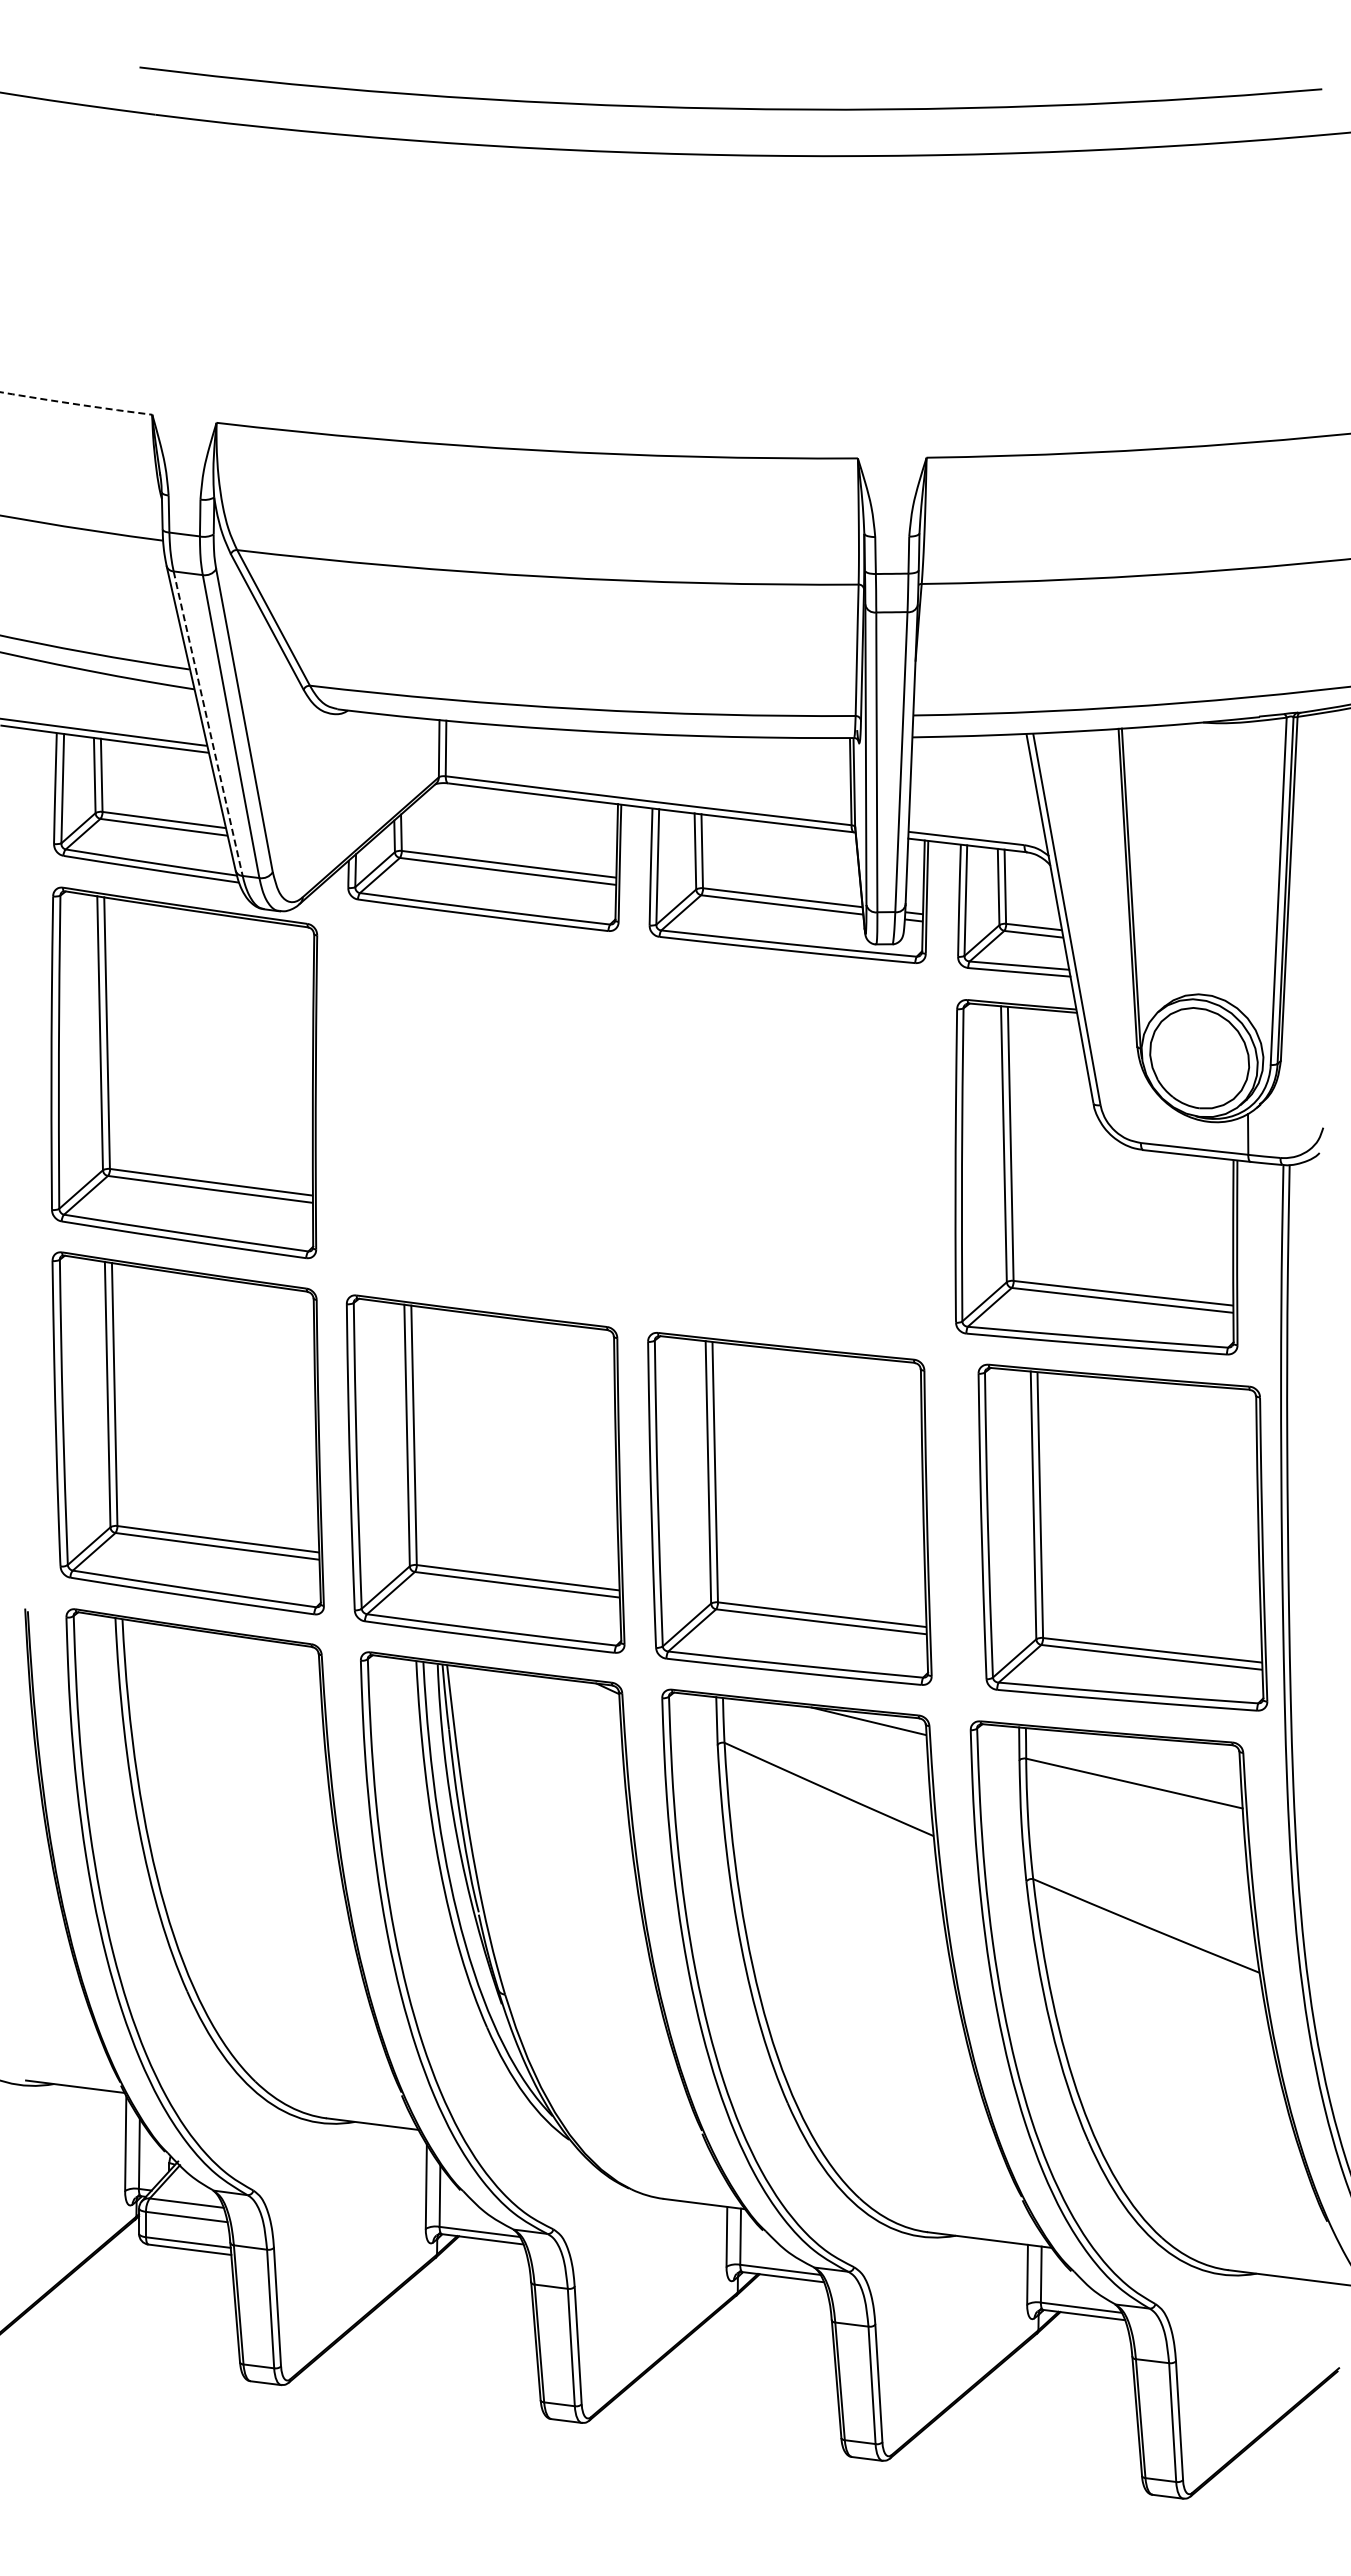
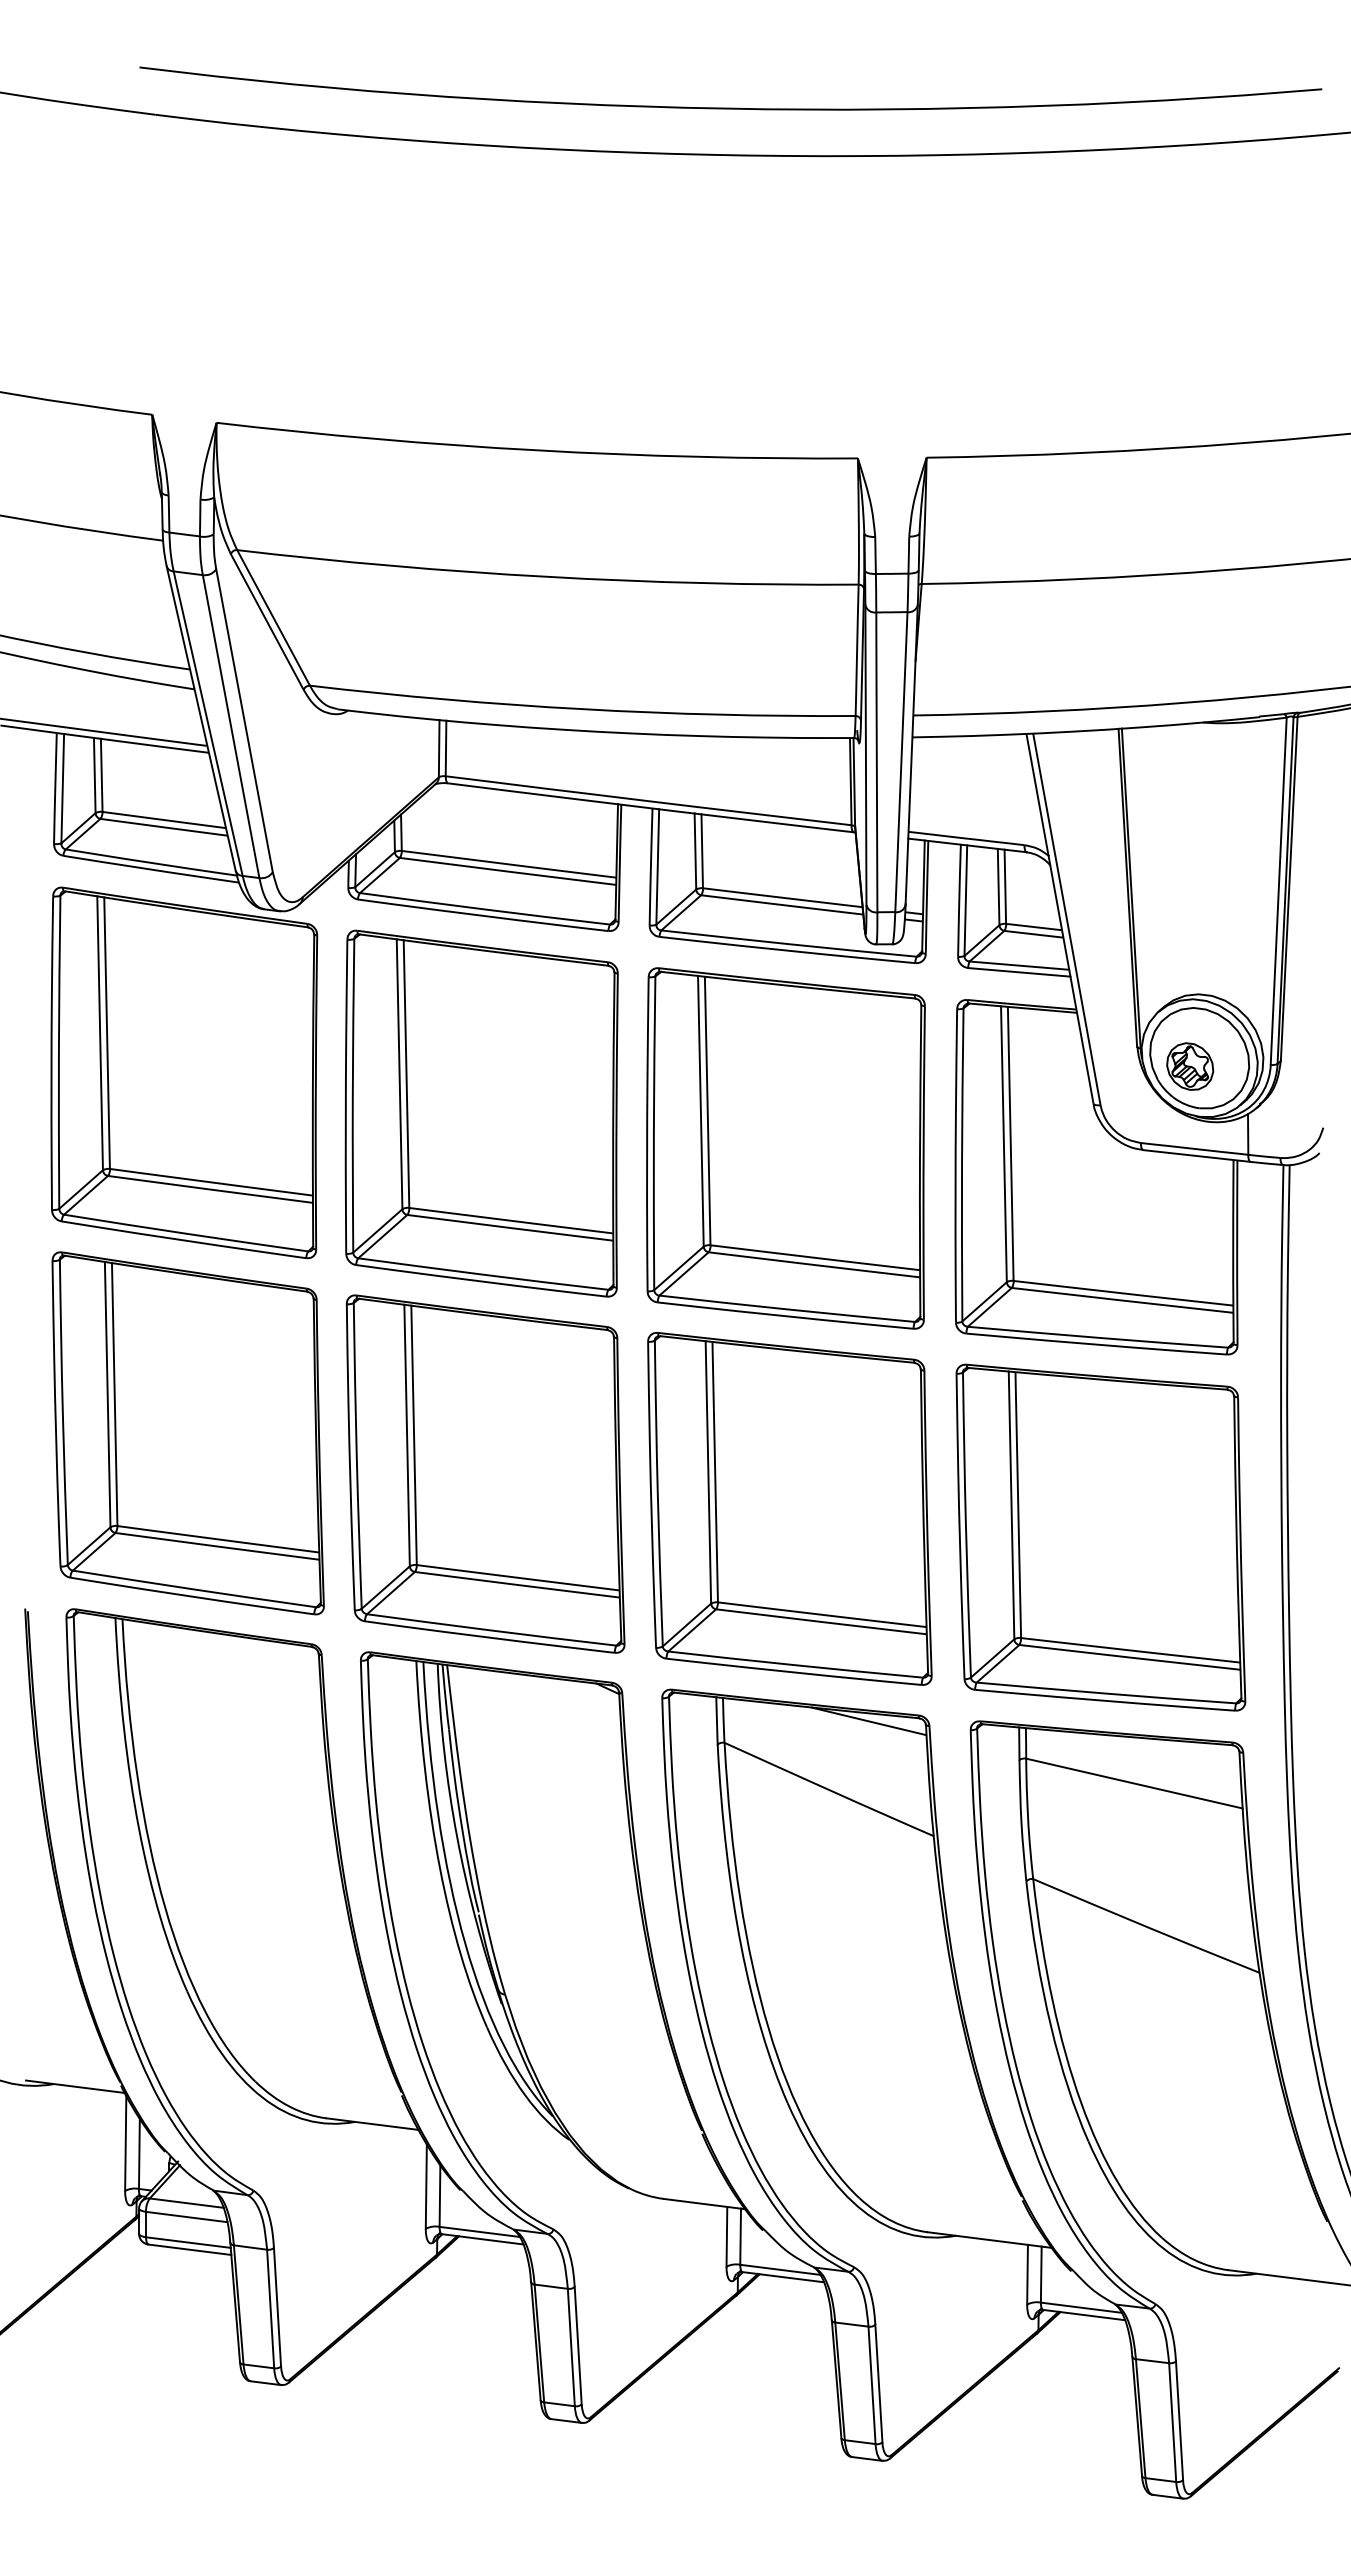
arc: dashed -> solid (76, 404)
line: dashed -> solid (208, 723)
part: none -> present (1190, 1066)
part: none -> present (481, 1113)
part: none -> present (785, 1148)
part position: (1122, 1537) -> (1100, 1537) (1100, 1537)
